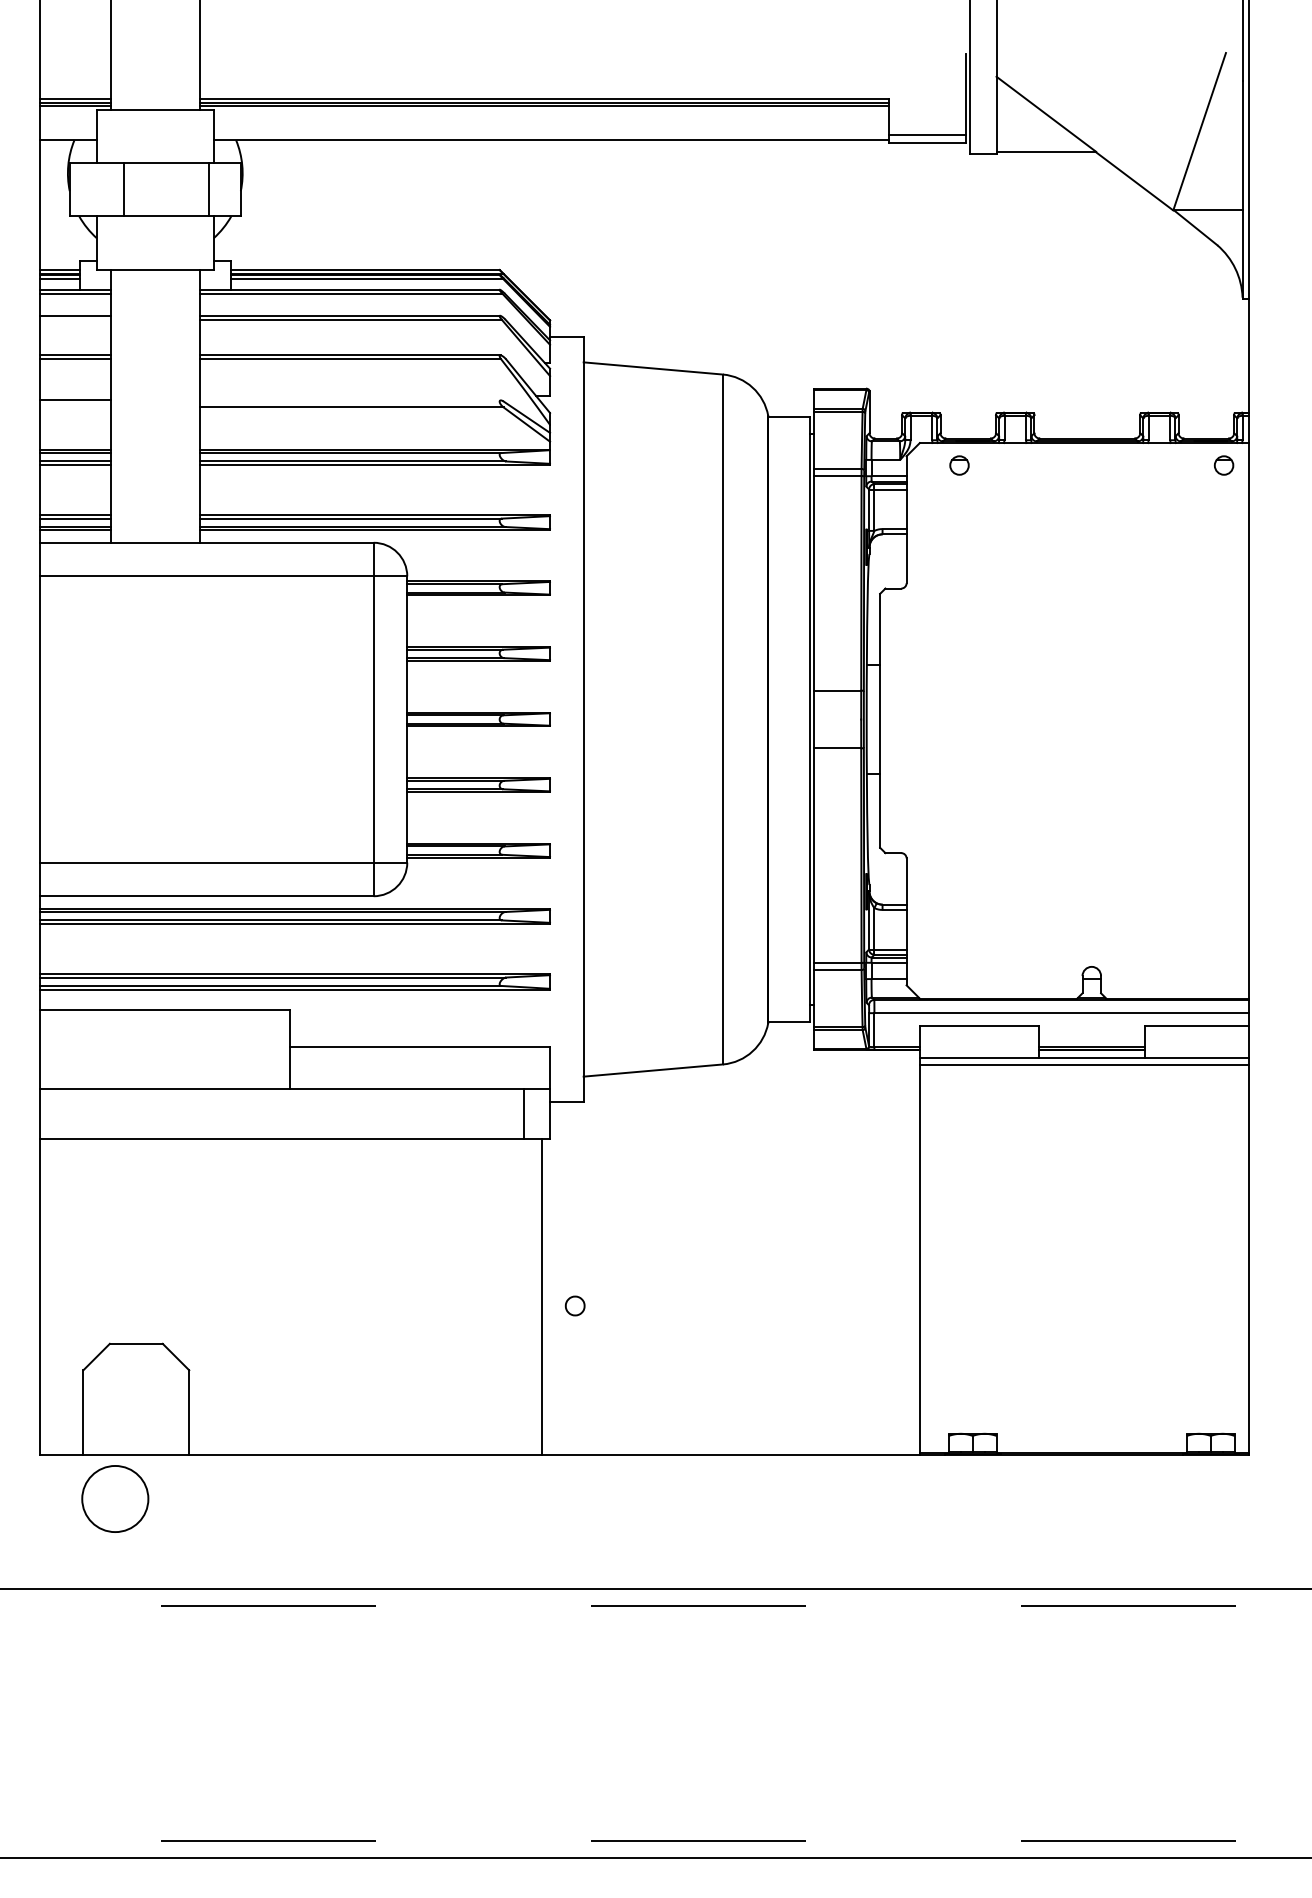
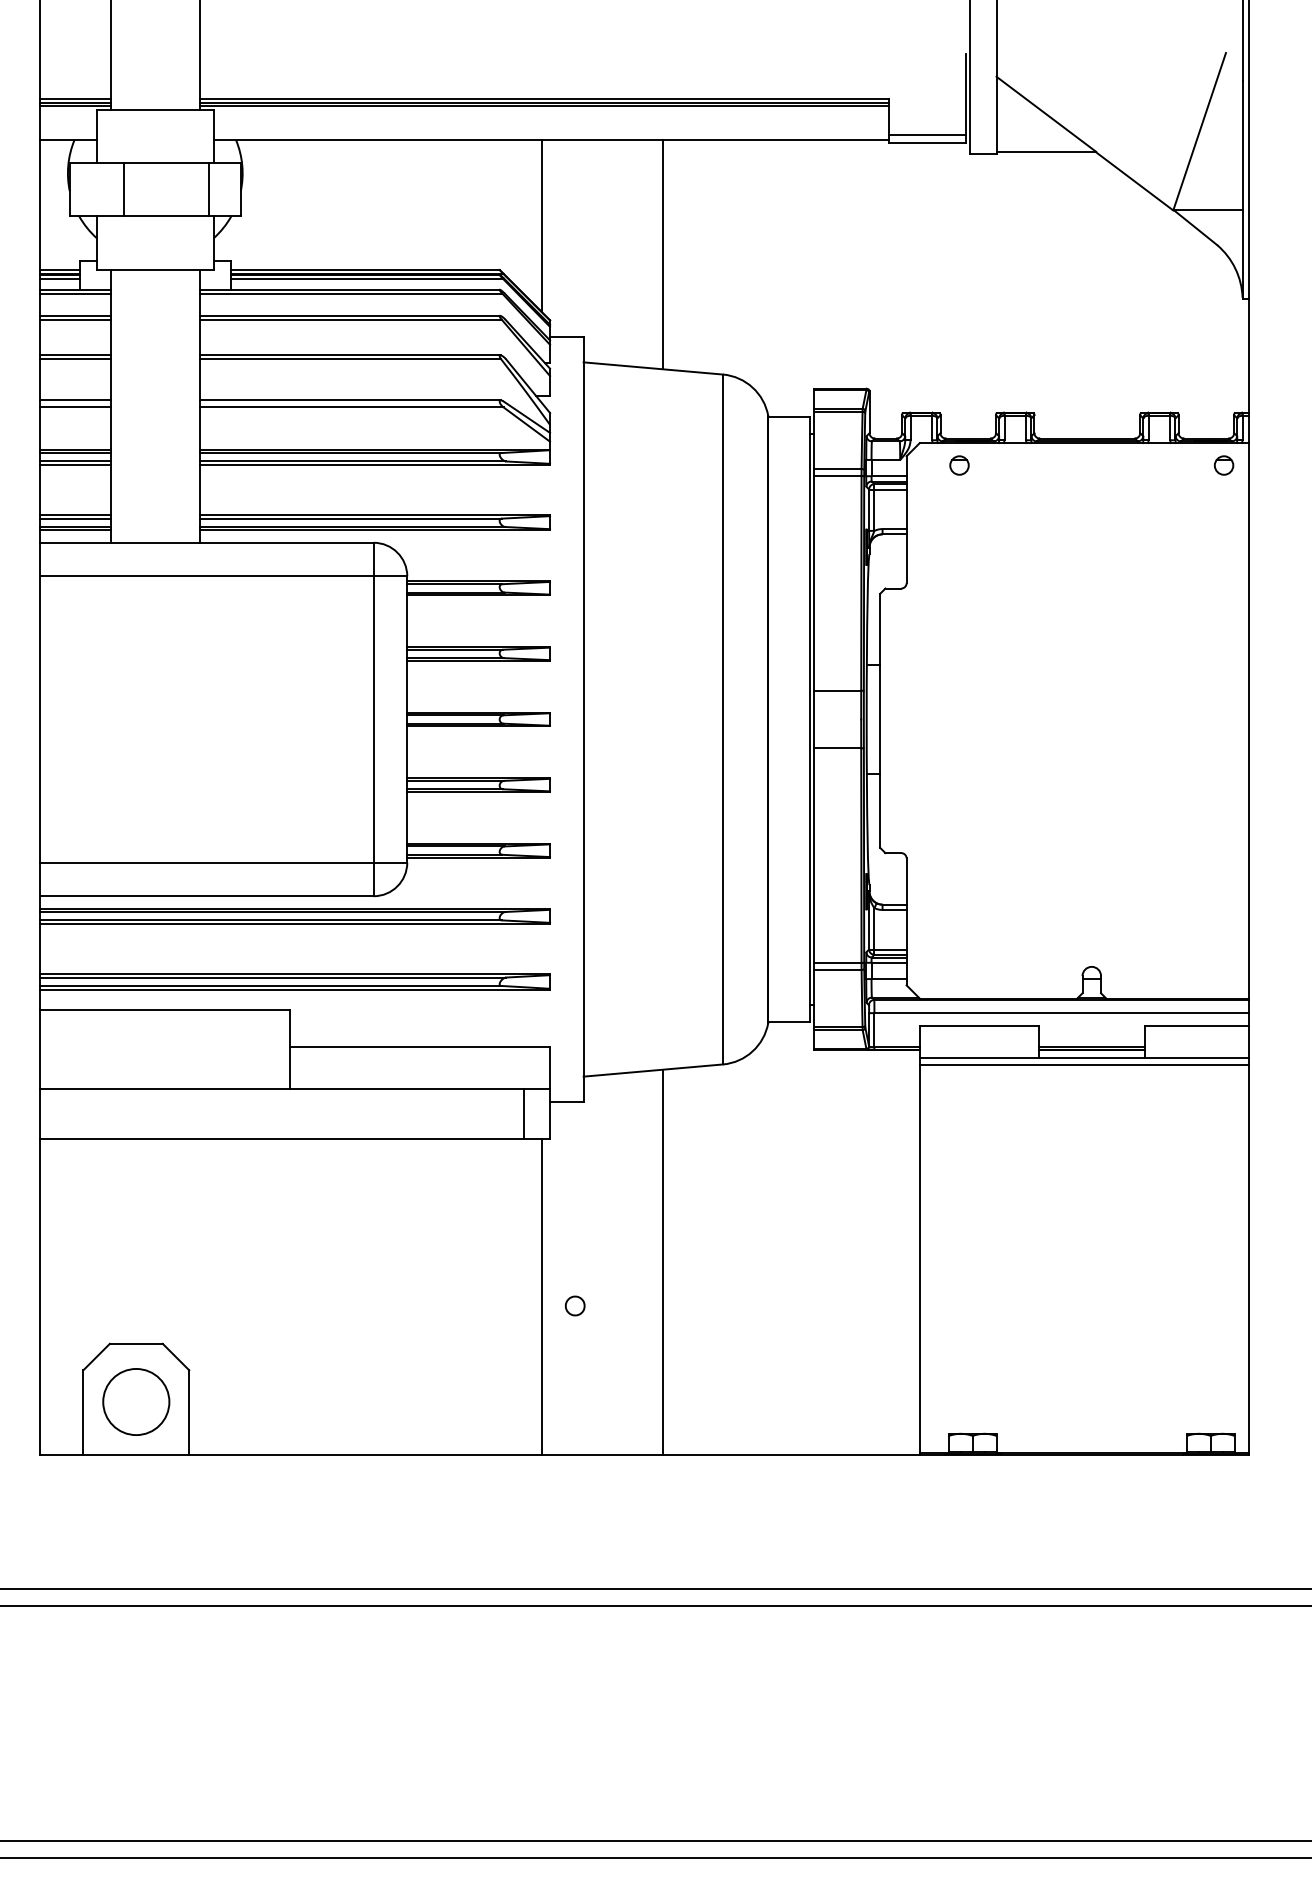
line: none -> present (541, 225)
line: none -> present (662, 254)
line: none -> present (74, 319)
line: none -> present (349, 400)
line: none -> present (74, 407)
line: none -> present (662, 1261)
circle position: (115, 1498) -> (136, 1401) (136, 1401)
line: dashed -> solid (656, 1605)
line: dashed -> solid (656, 1841)
